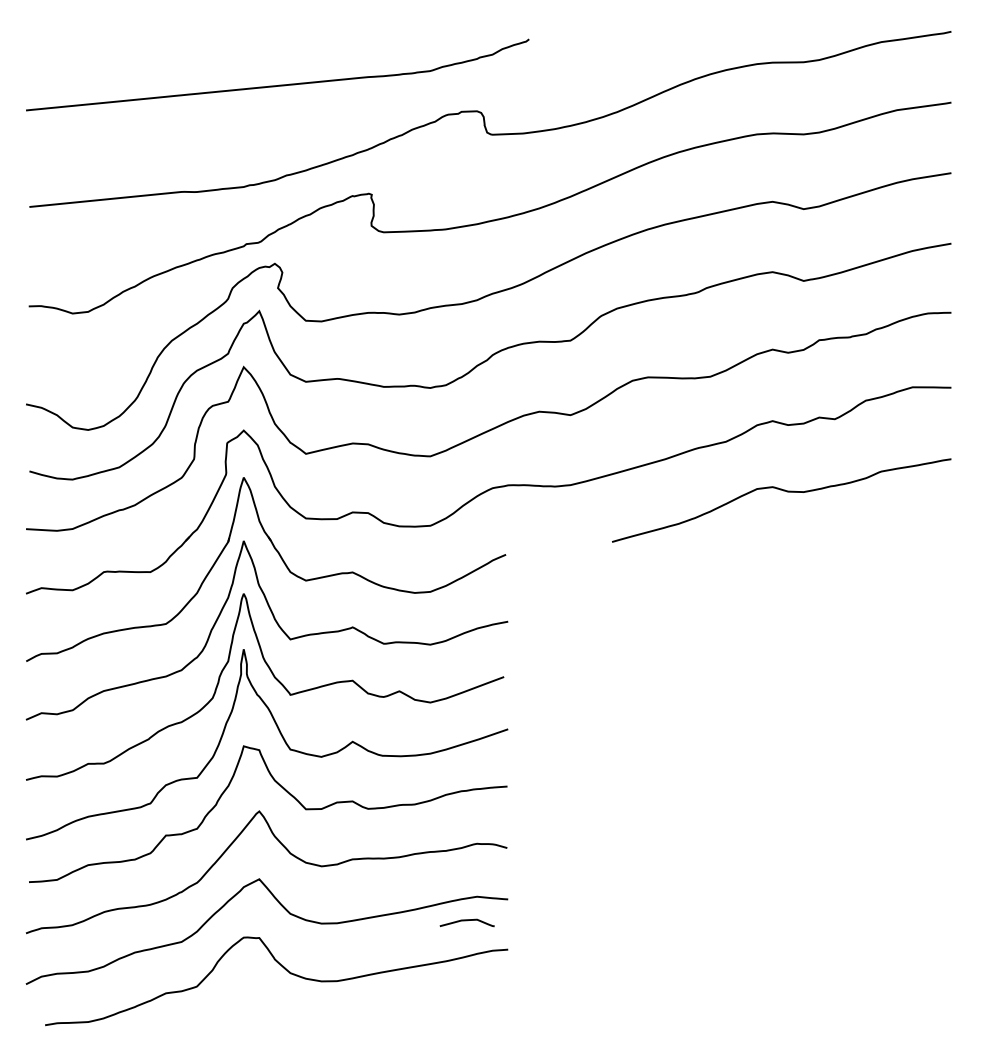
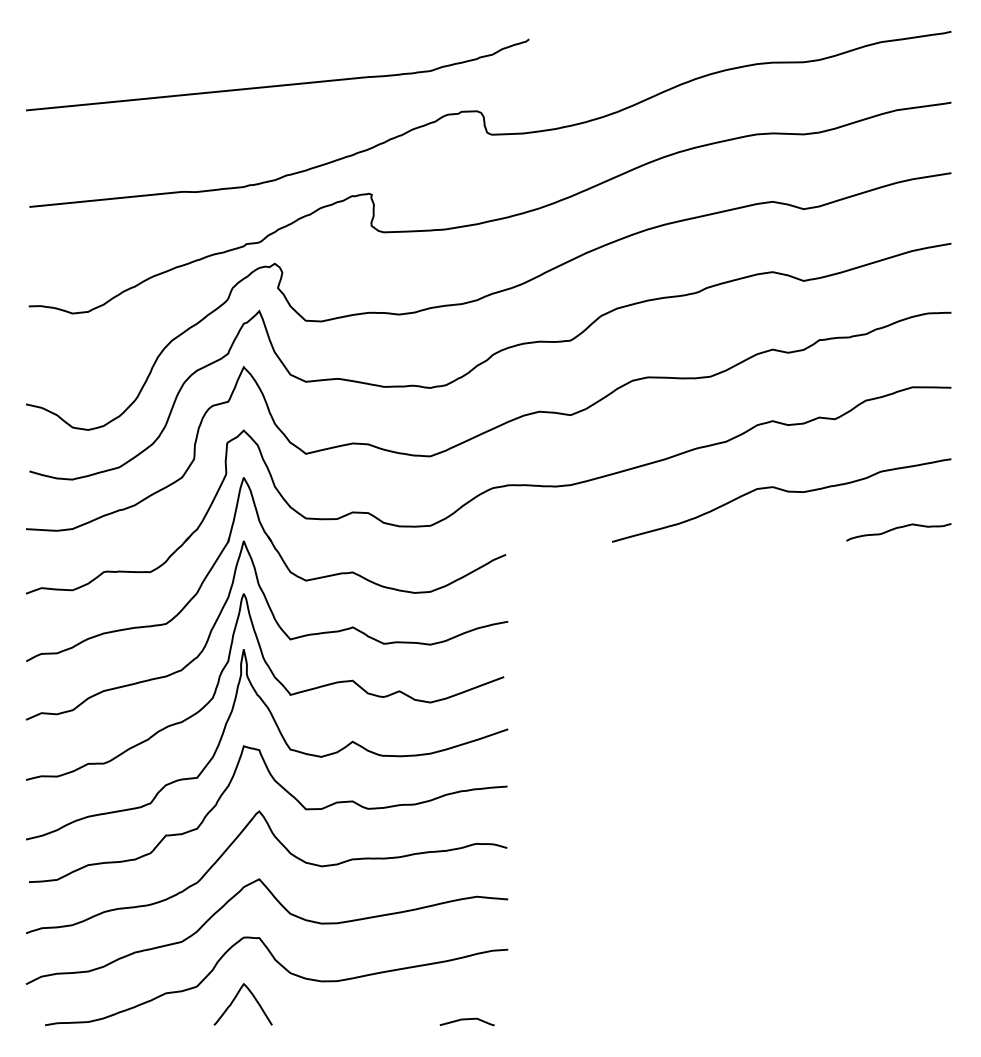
curve: none -> present (896, 529)
curve position: (466, 921) -> (466, 1020) (466, 1020)
curve: none -> present (235, 999)
